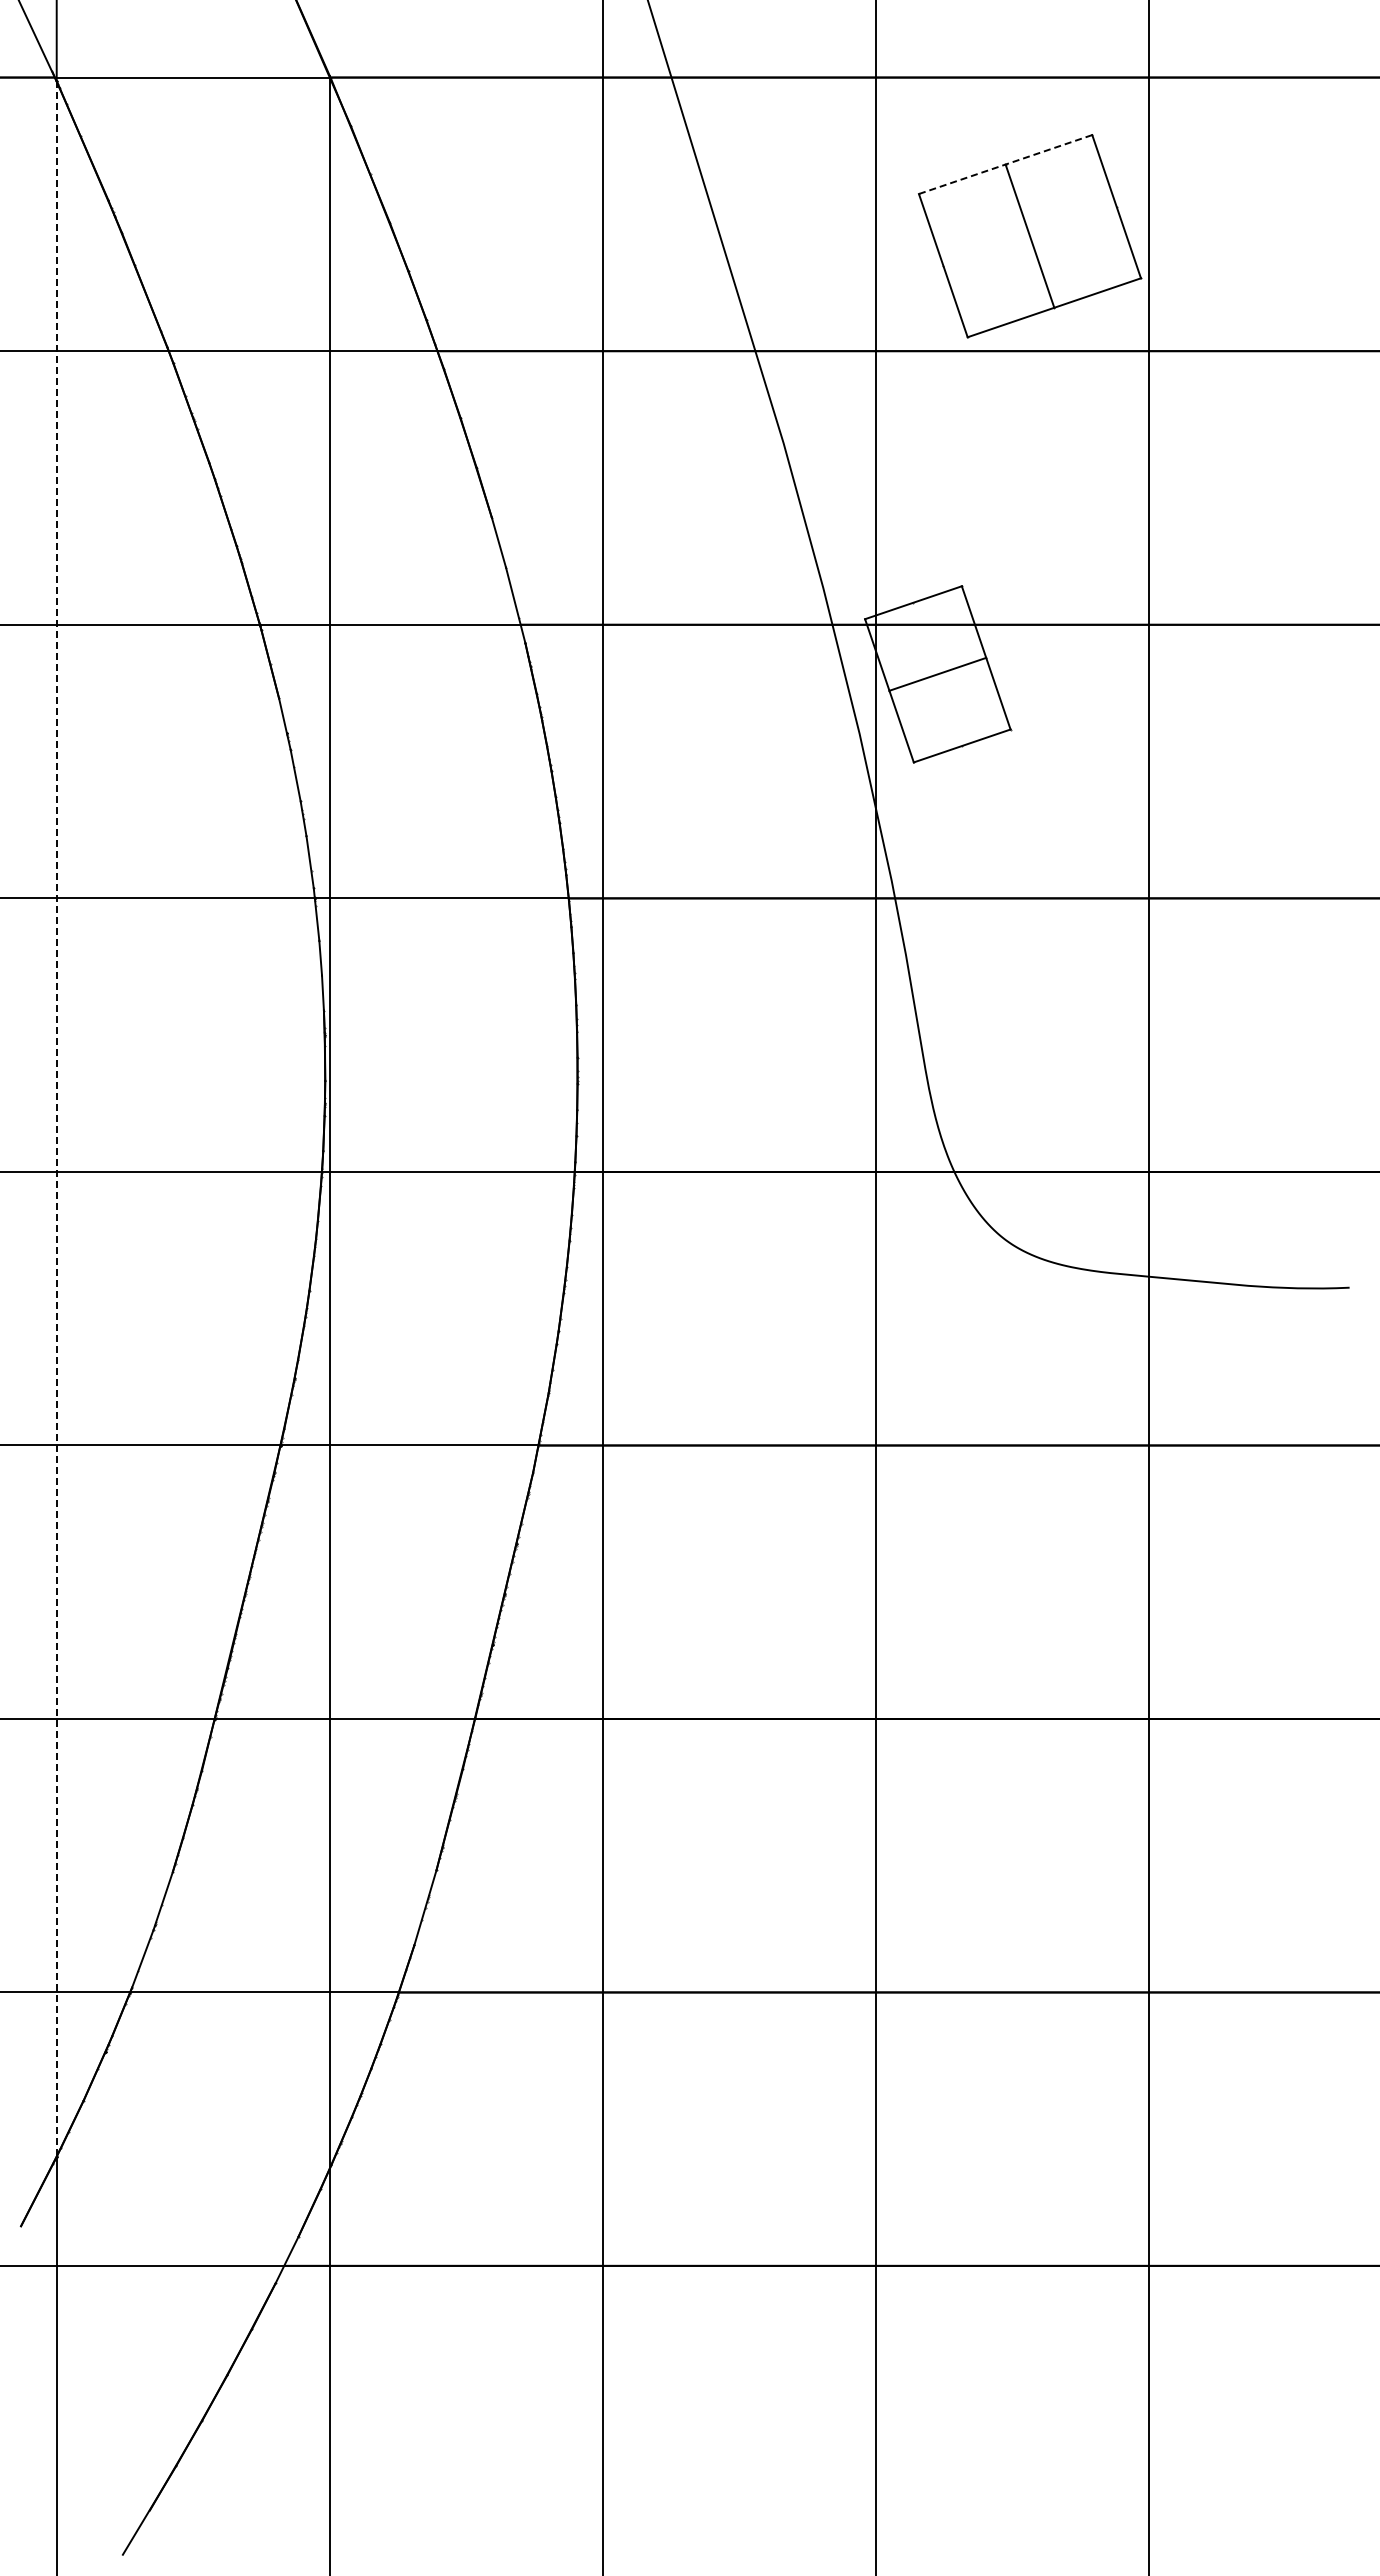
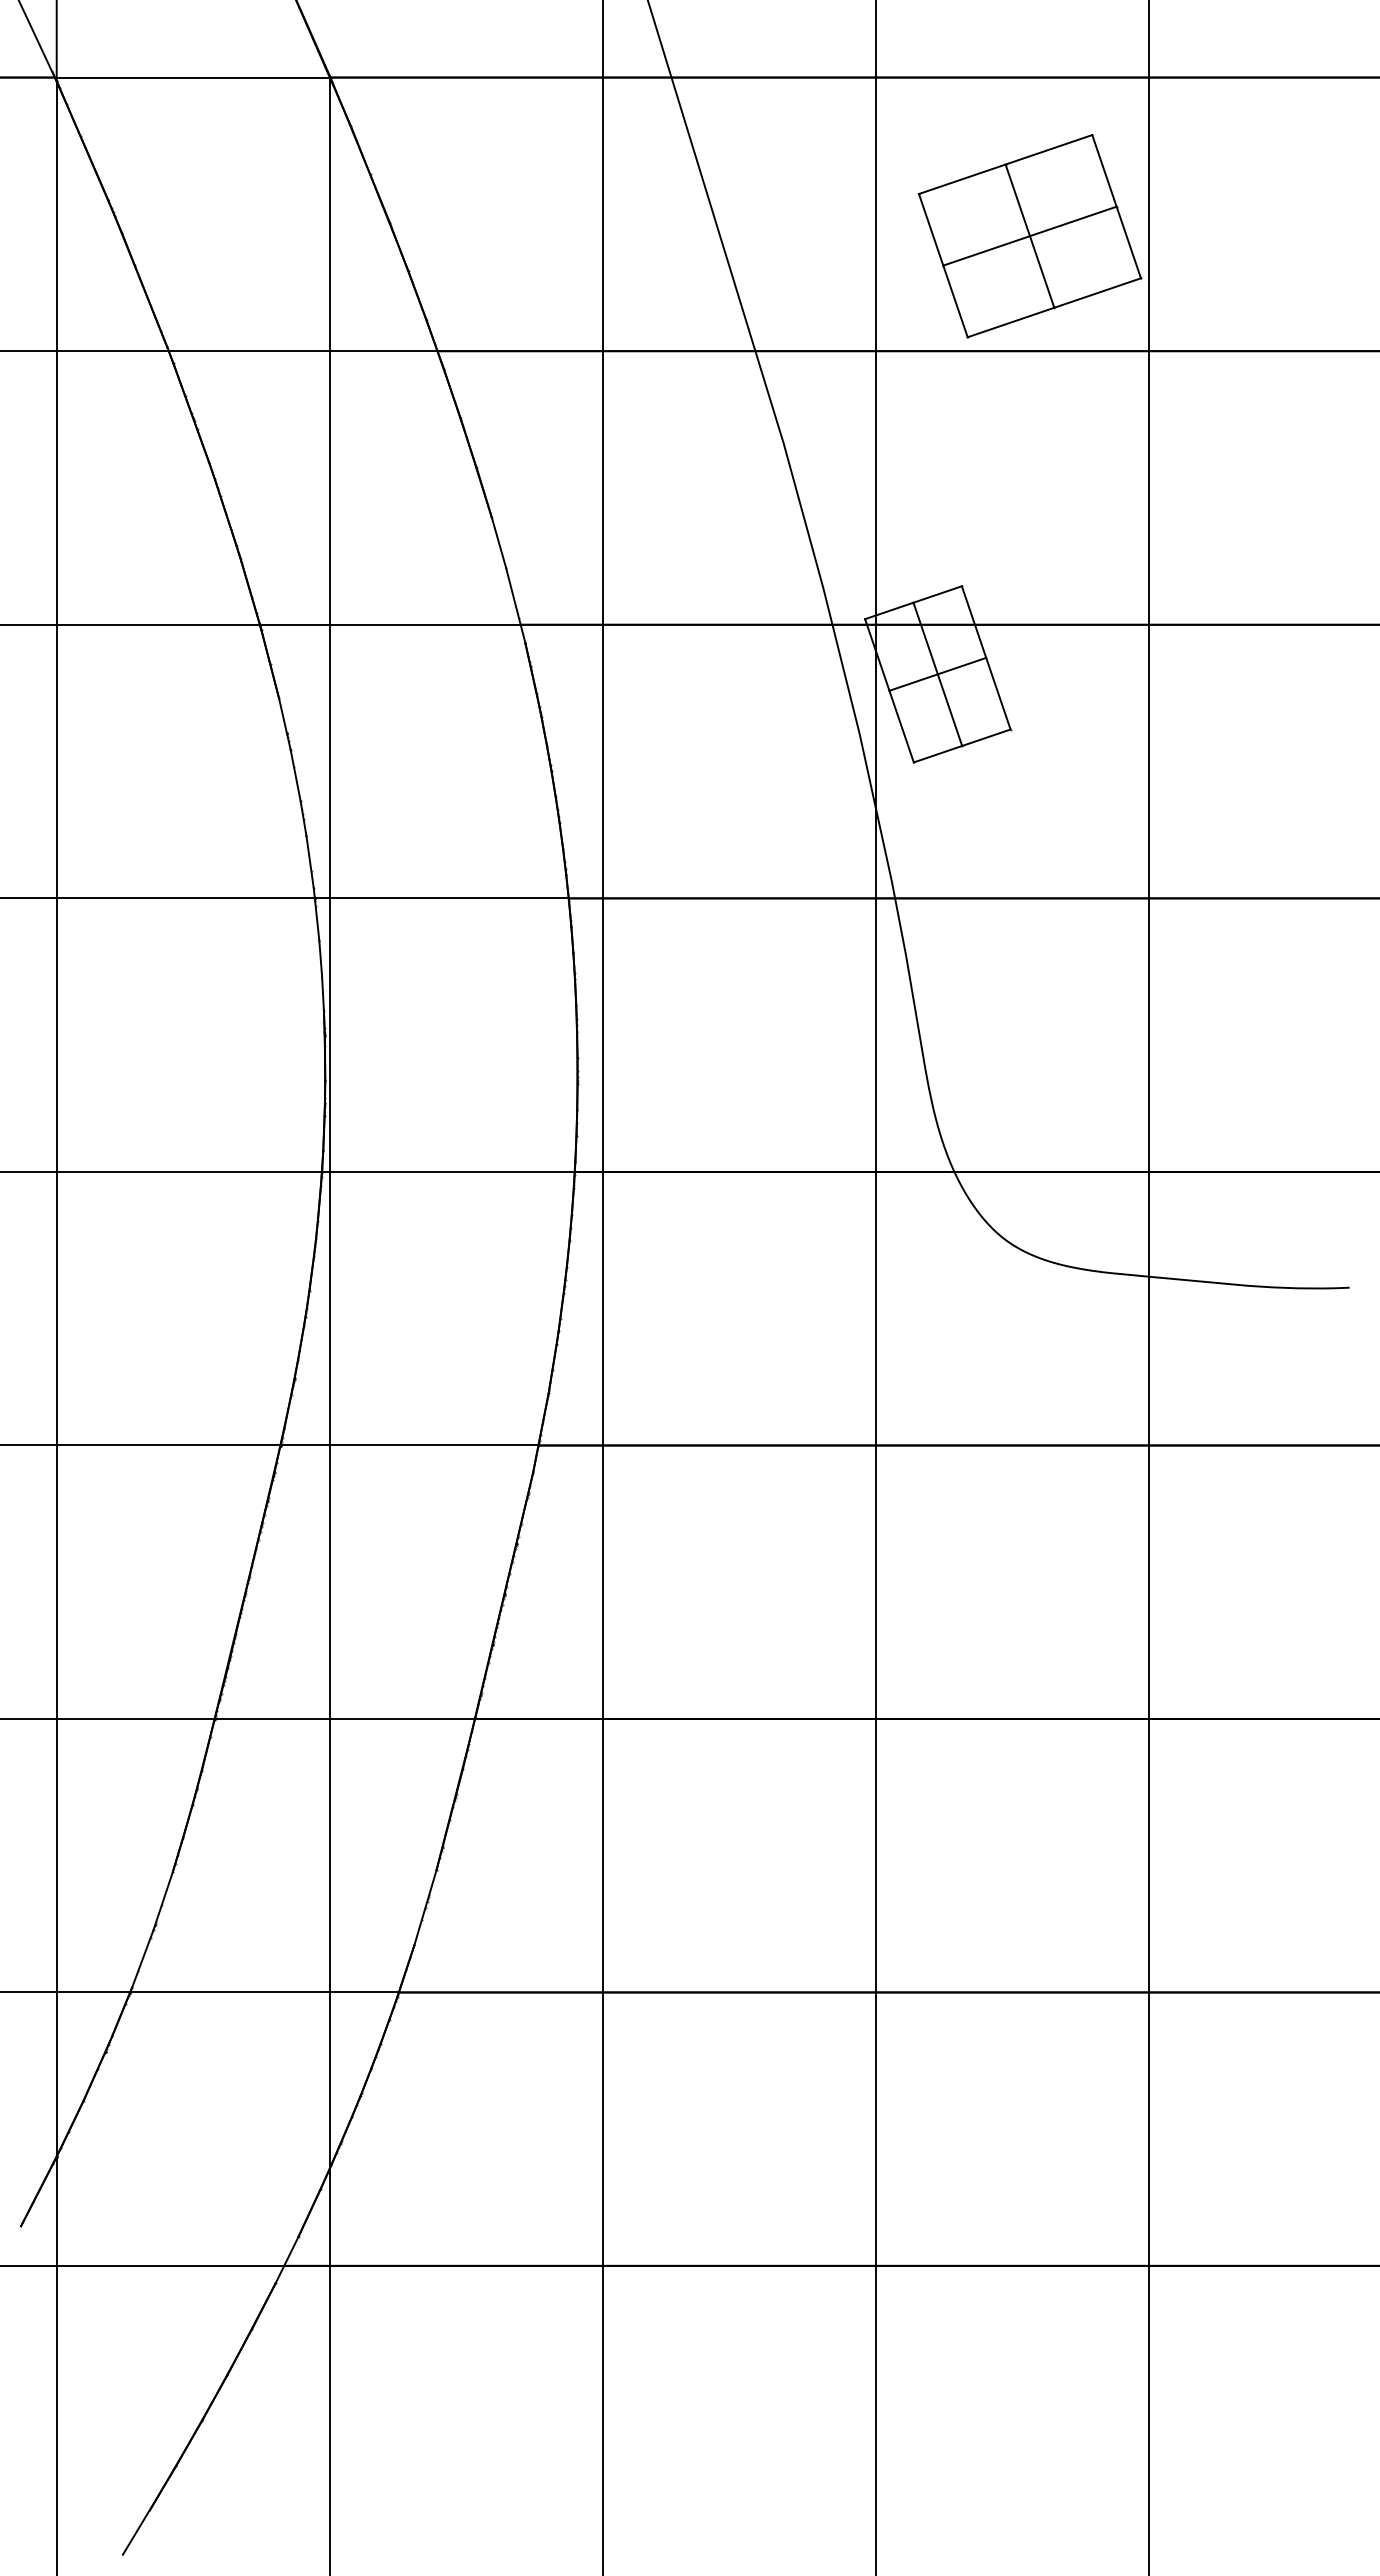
line: dashed -> solid (1005, 164)
line: none -> present (1029, 235)
line: none -> present (937, 673)
line: dashed -> solid (56, 1119)
